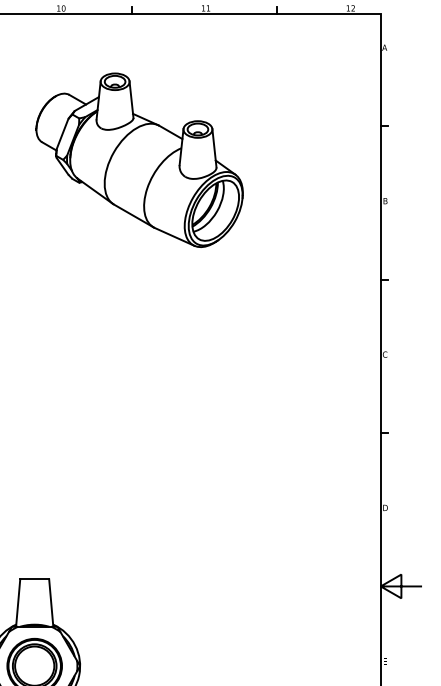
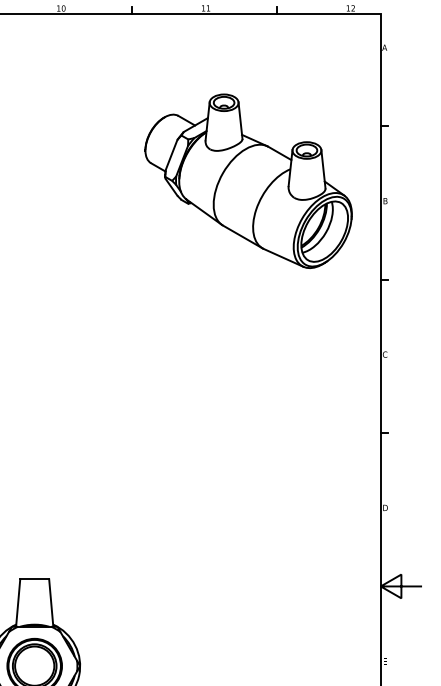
part position: (139, 159) -> (248, 180) (248, 180)
